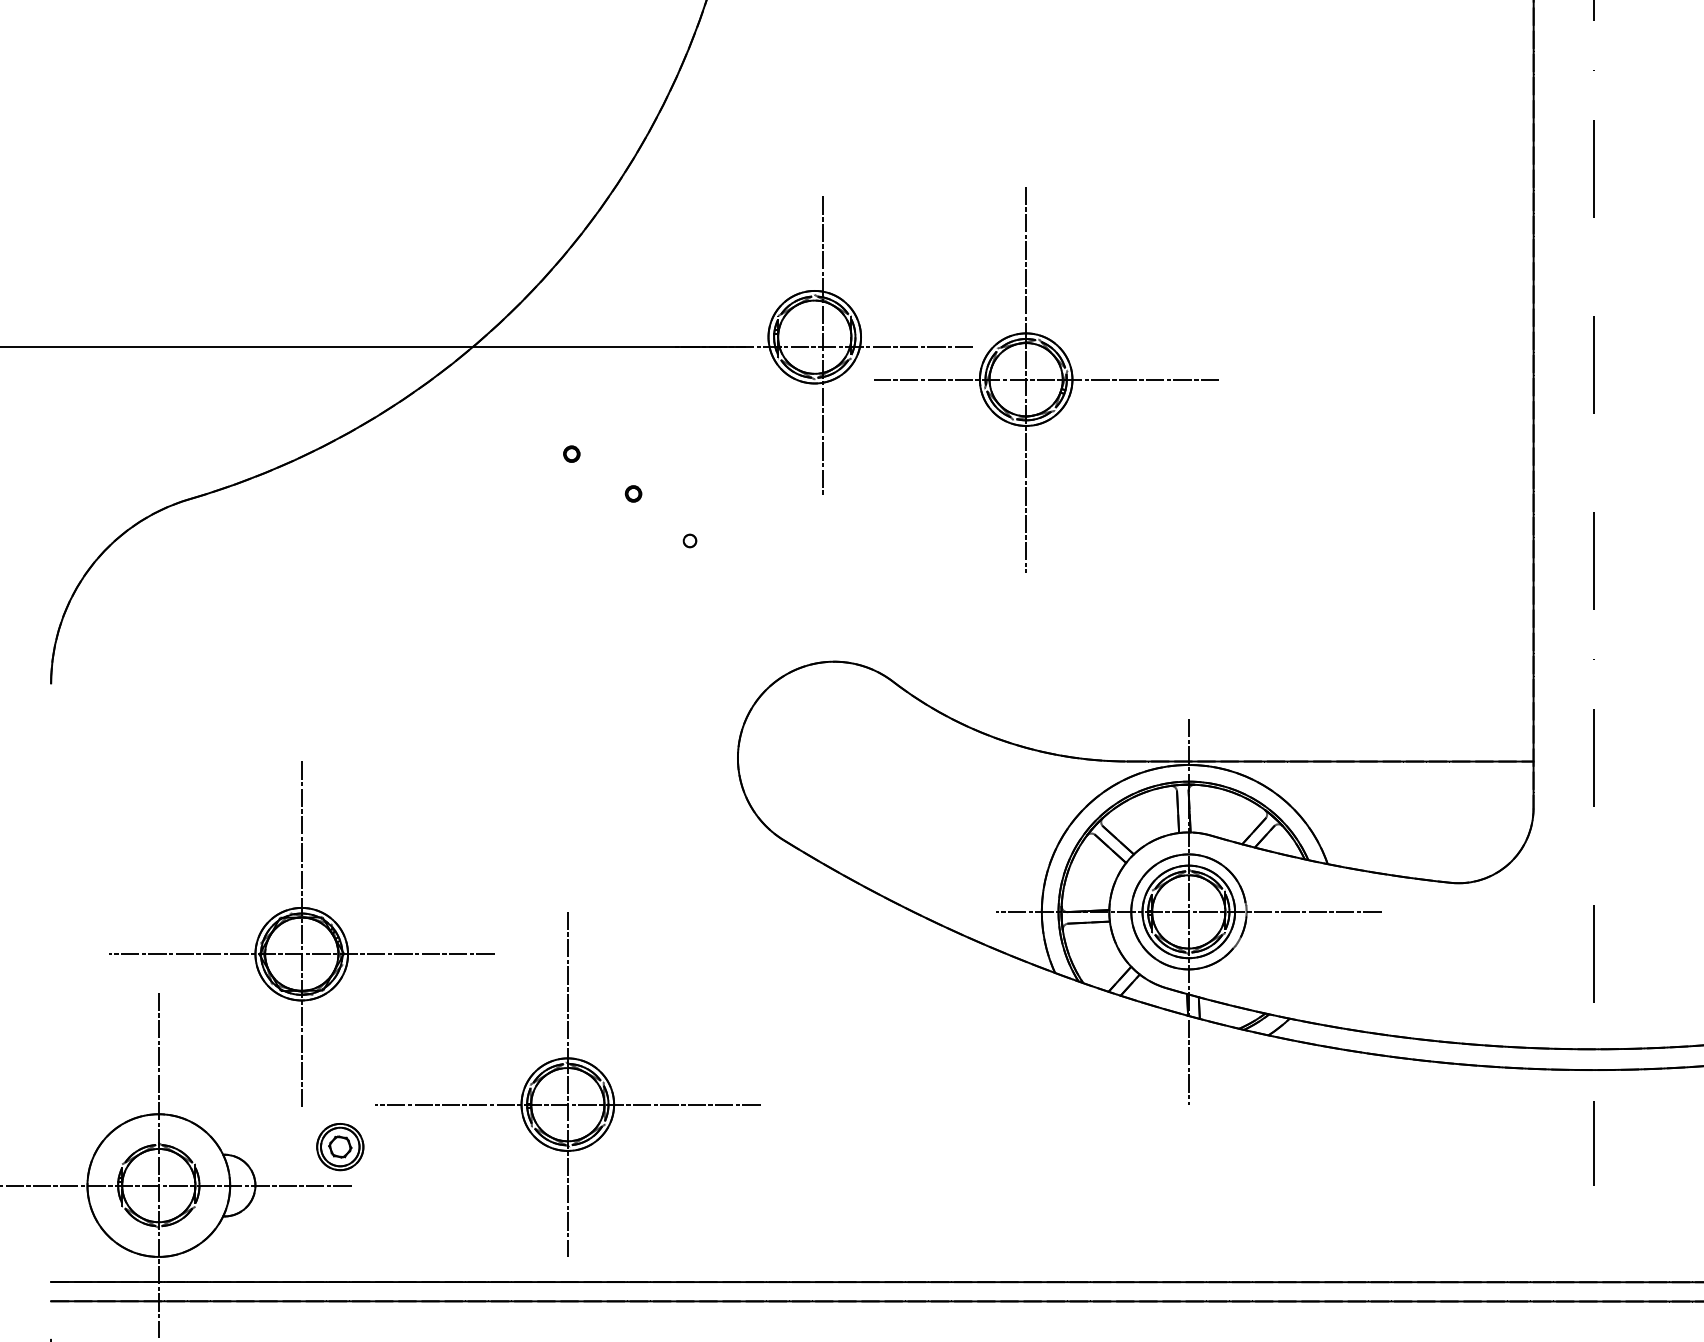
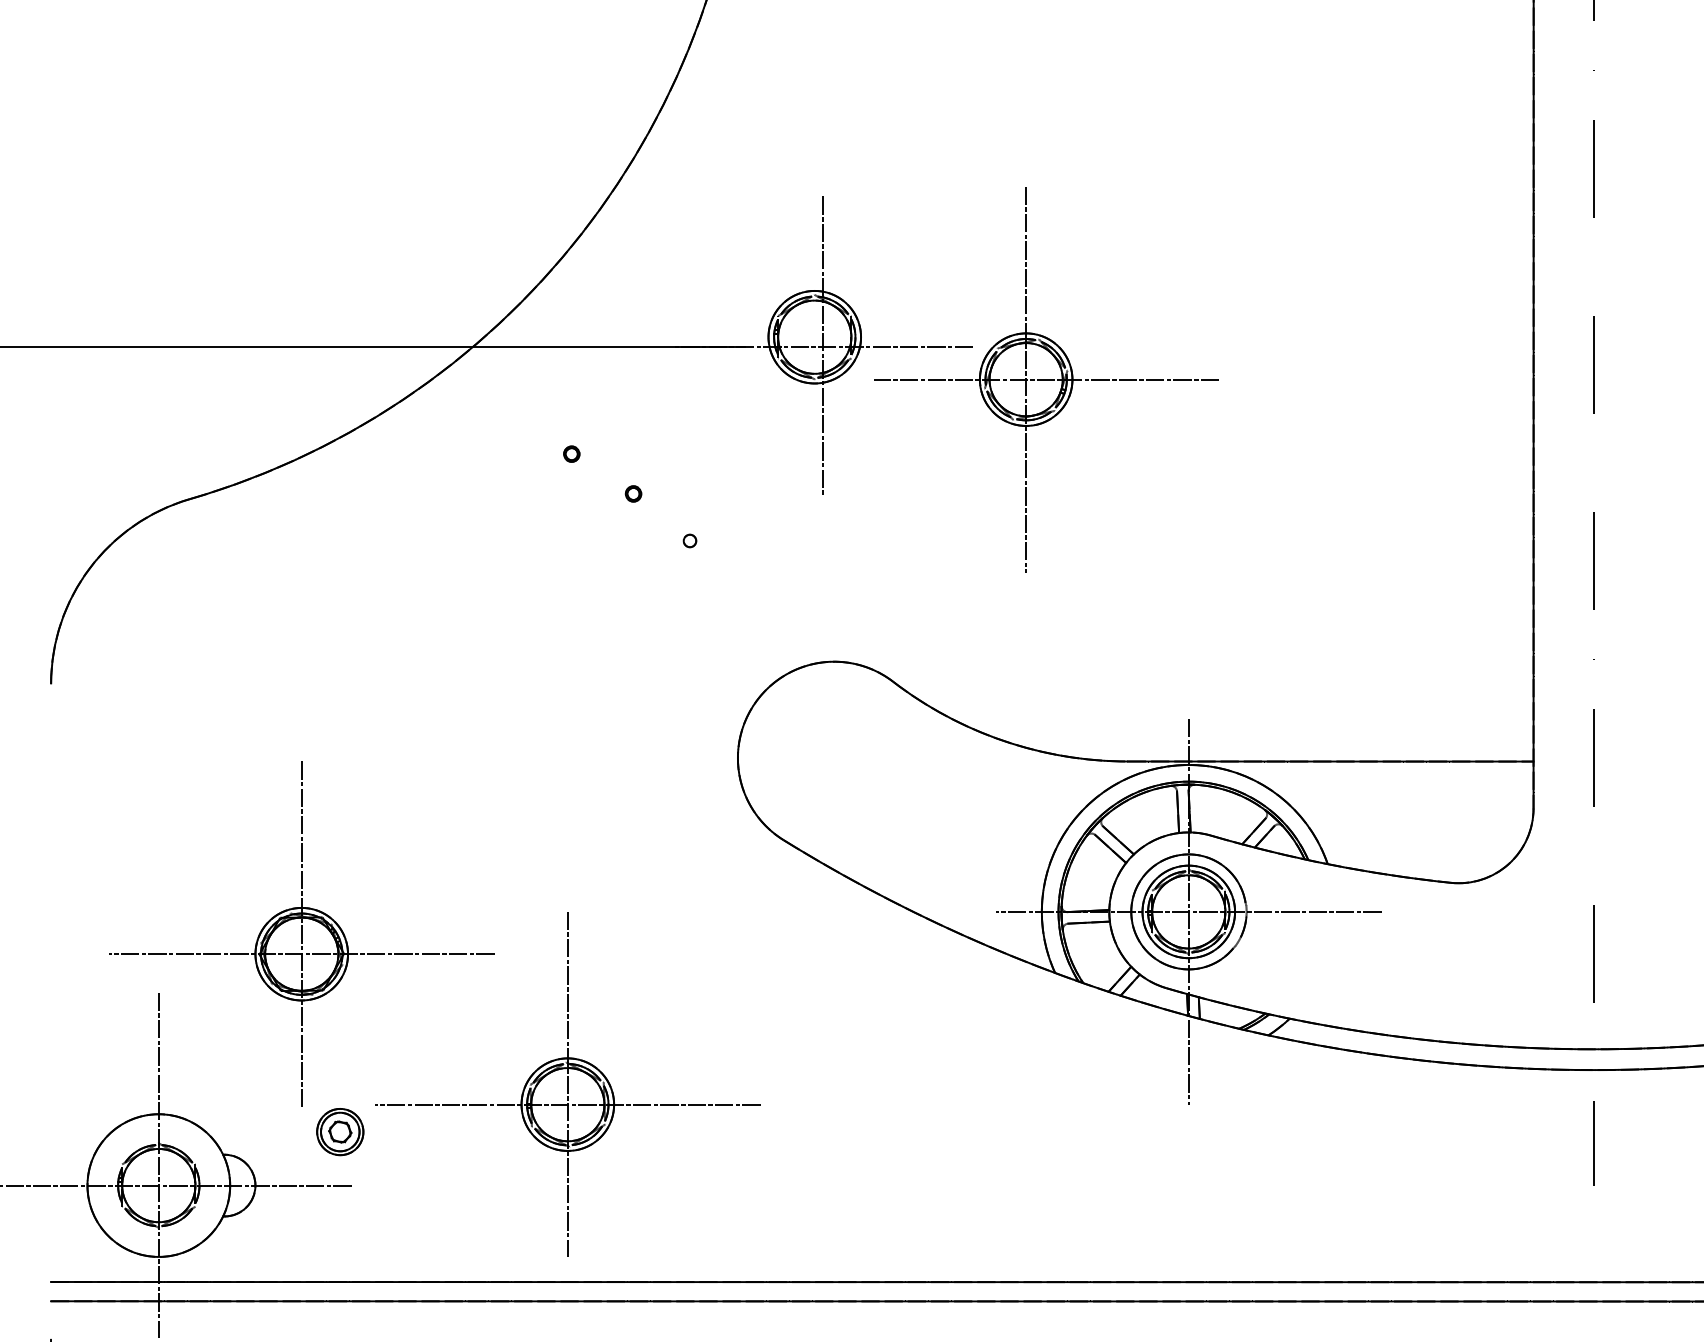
part position: (340, 1147) -> (340, 1132) (340, 1132)
